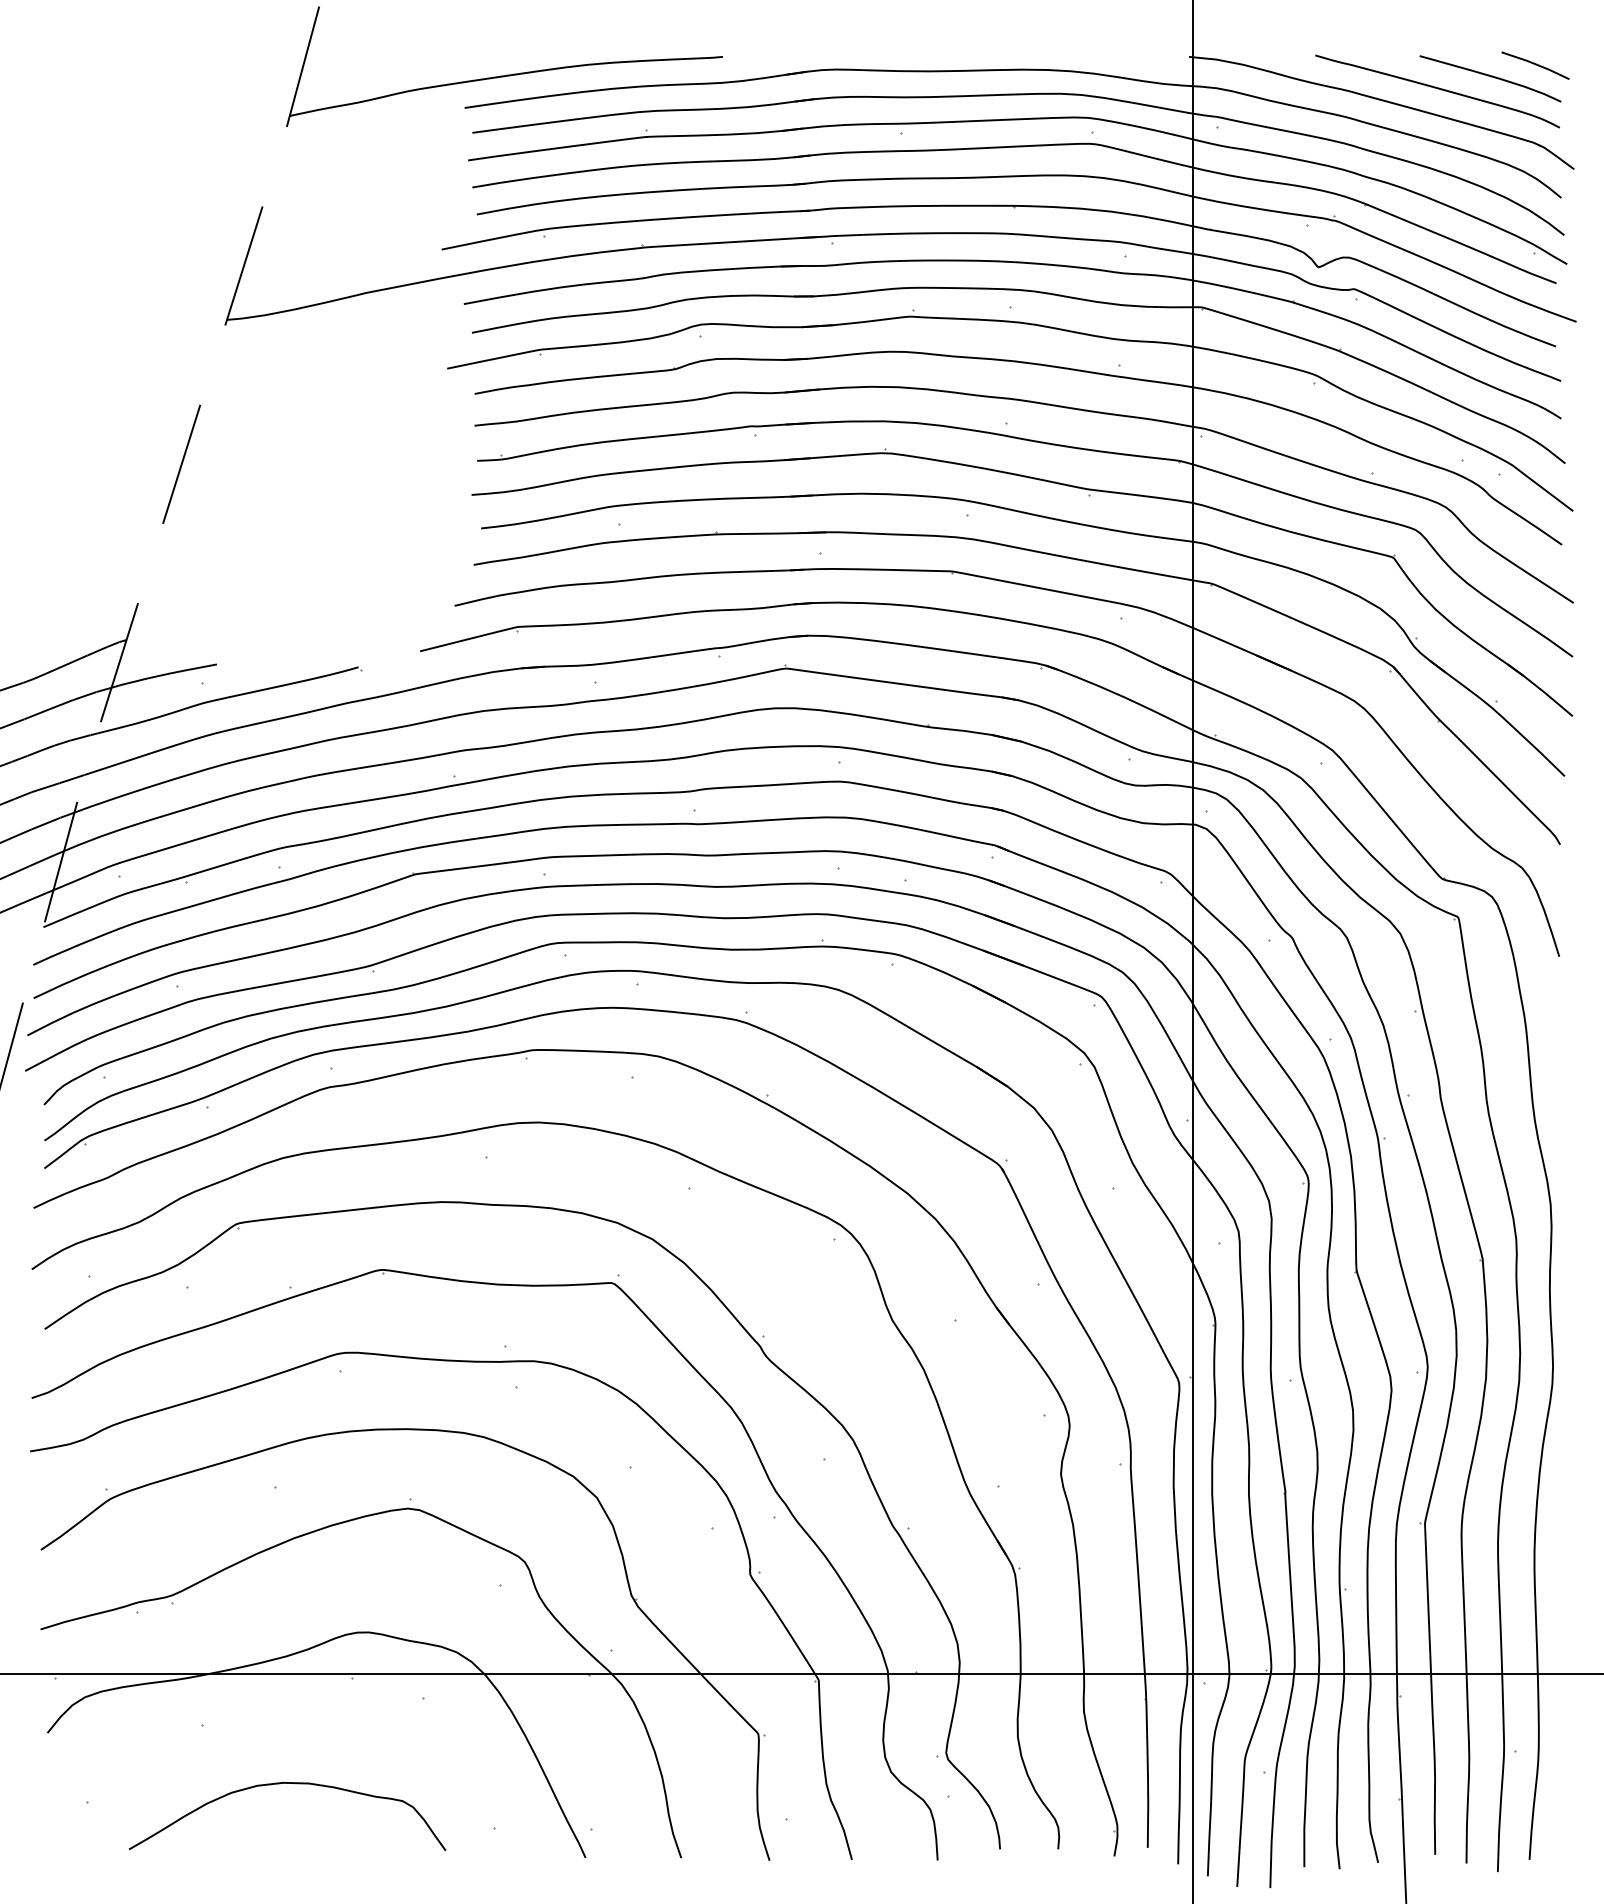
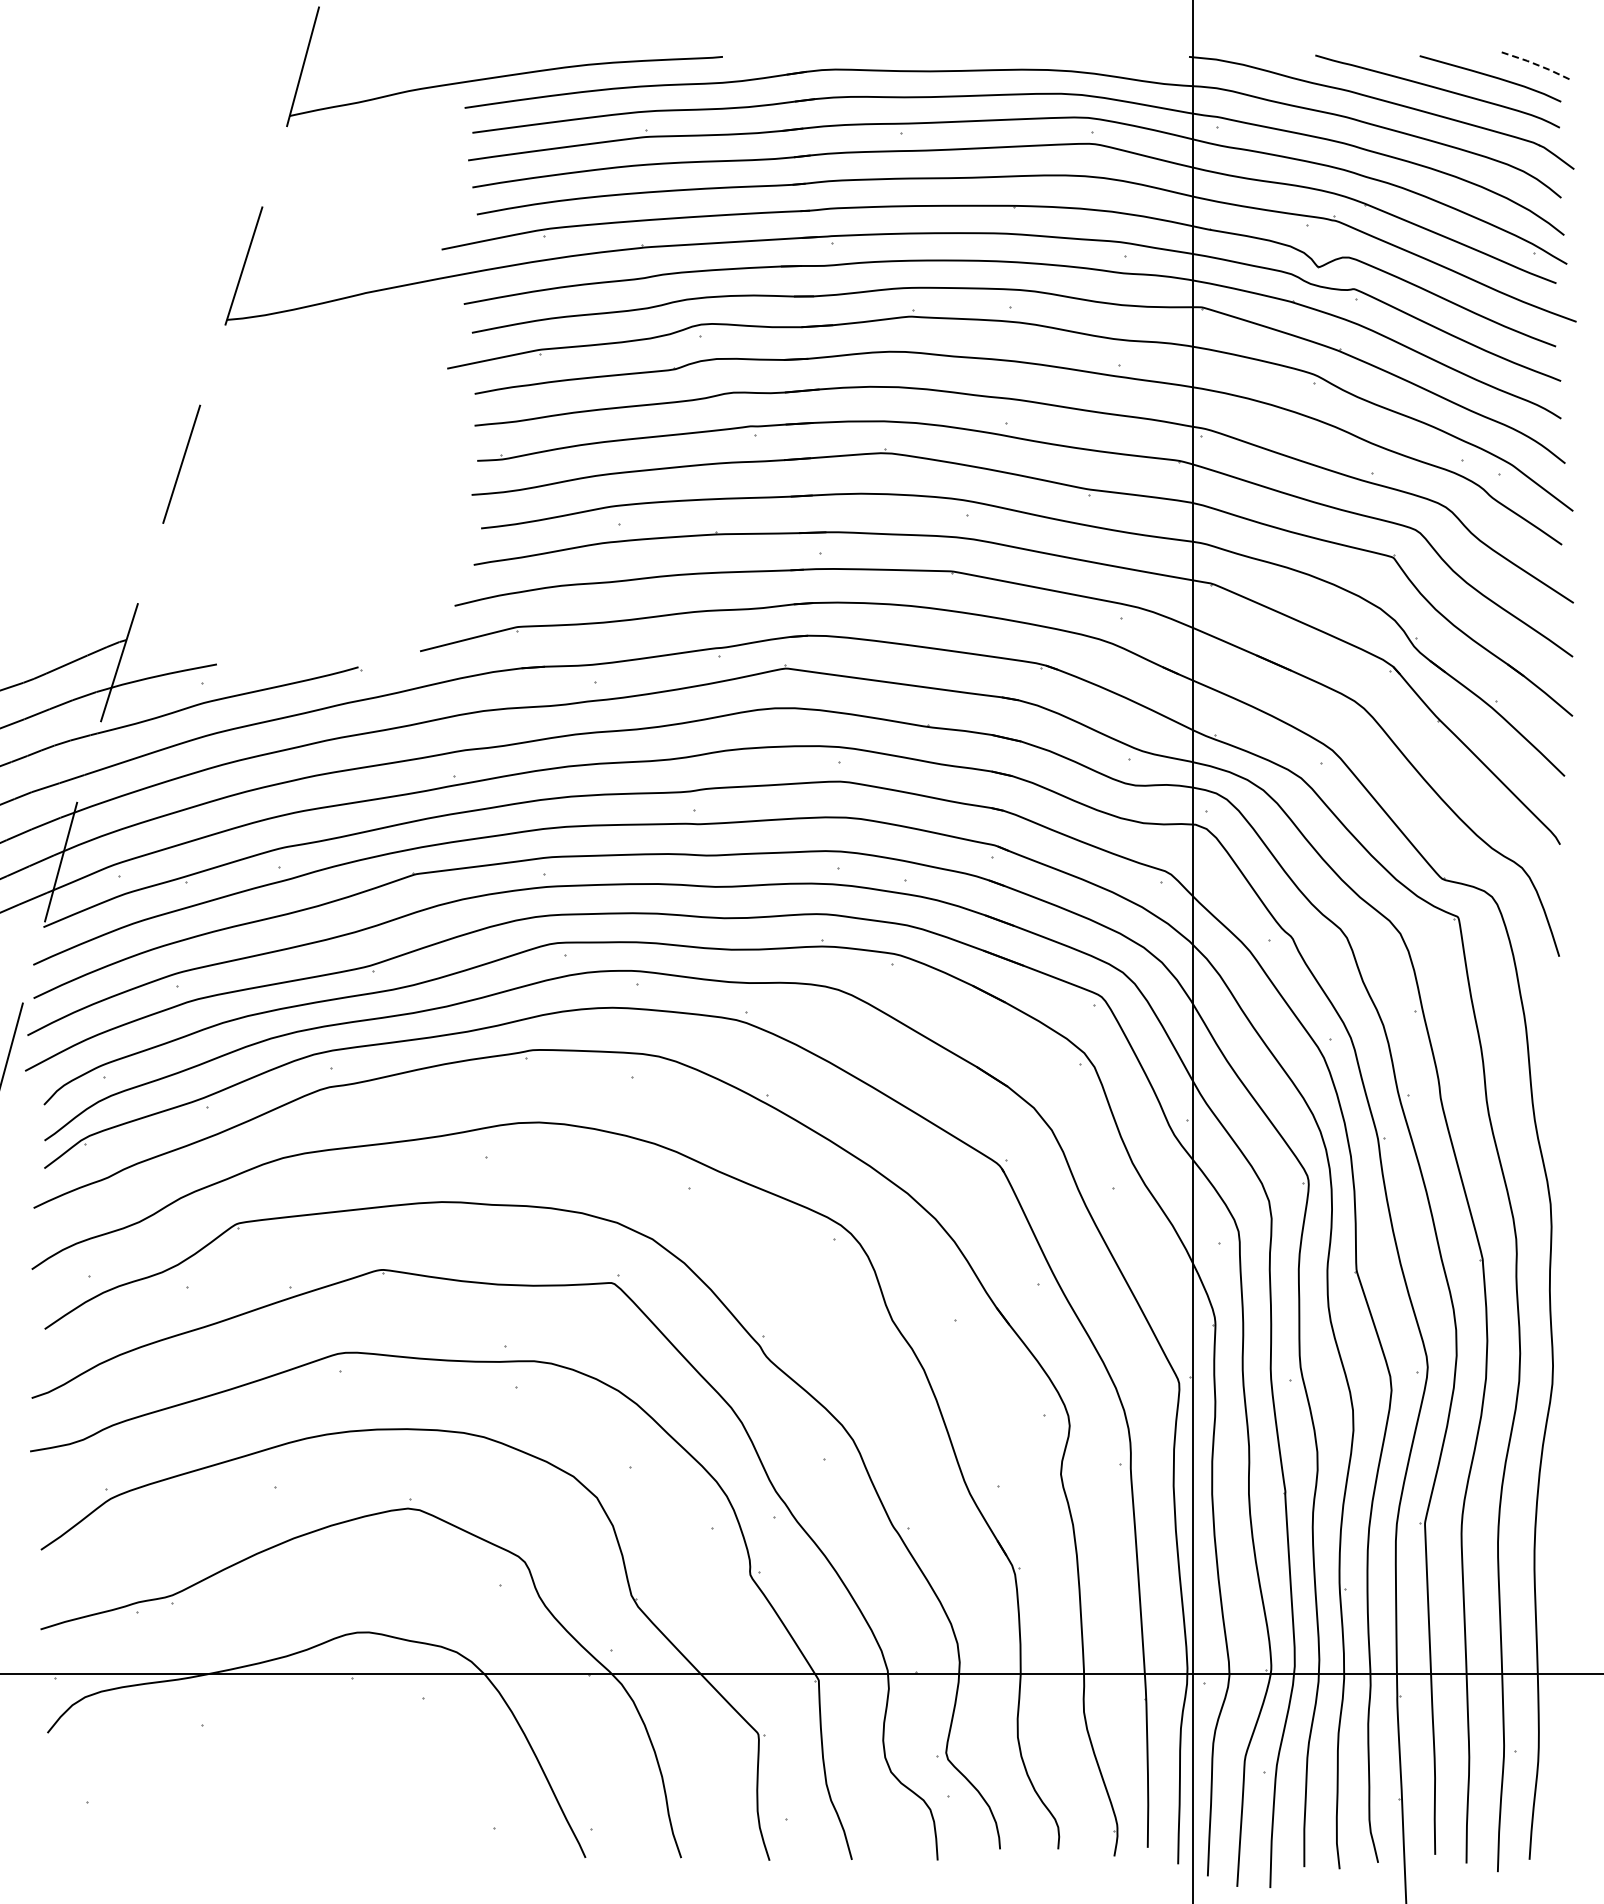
line: solid -> dashed (1536, 64)
curve: present -> none (287, 1783)
